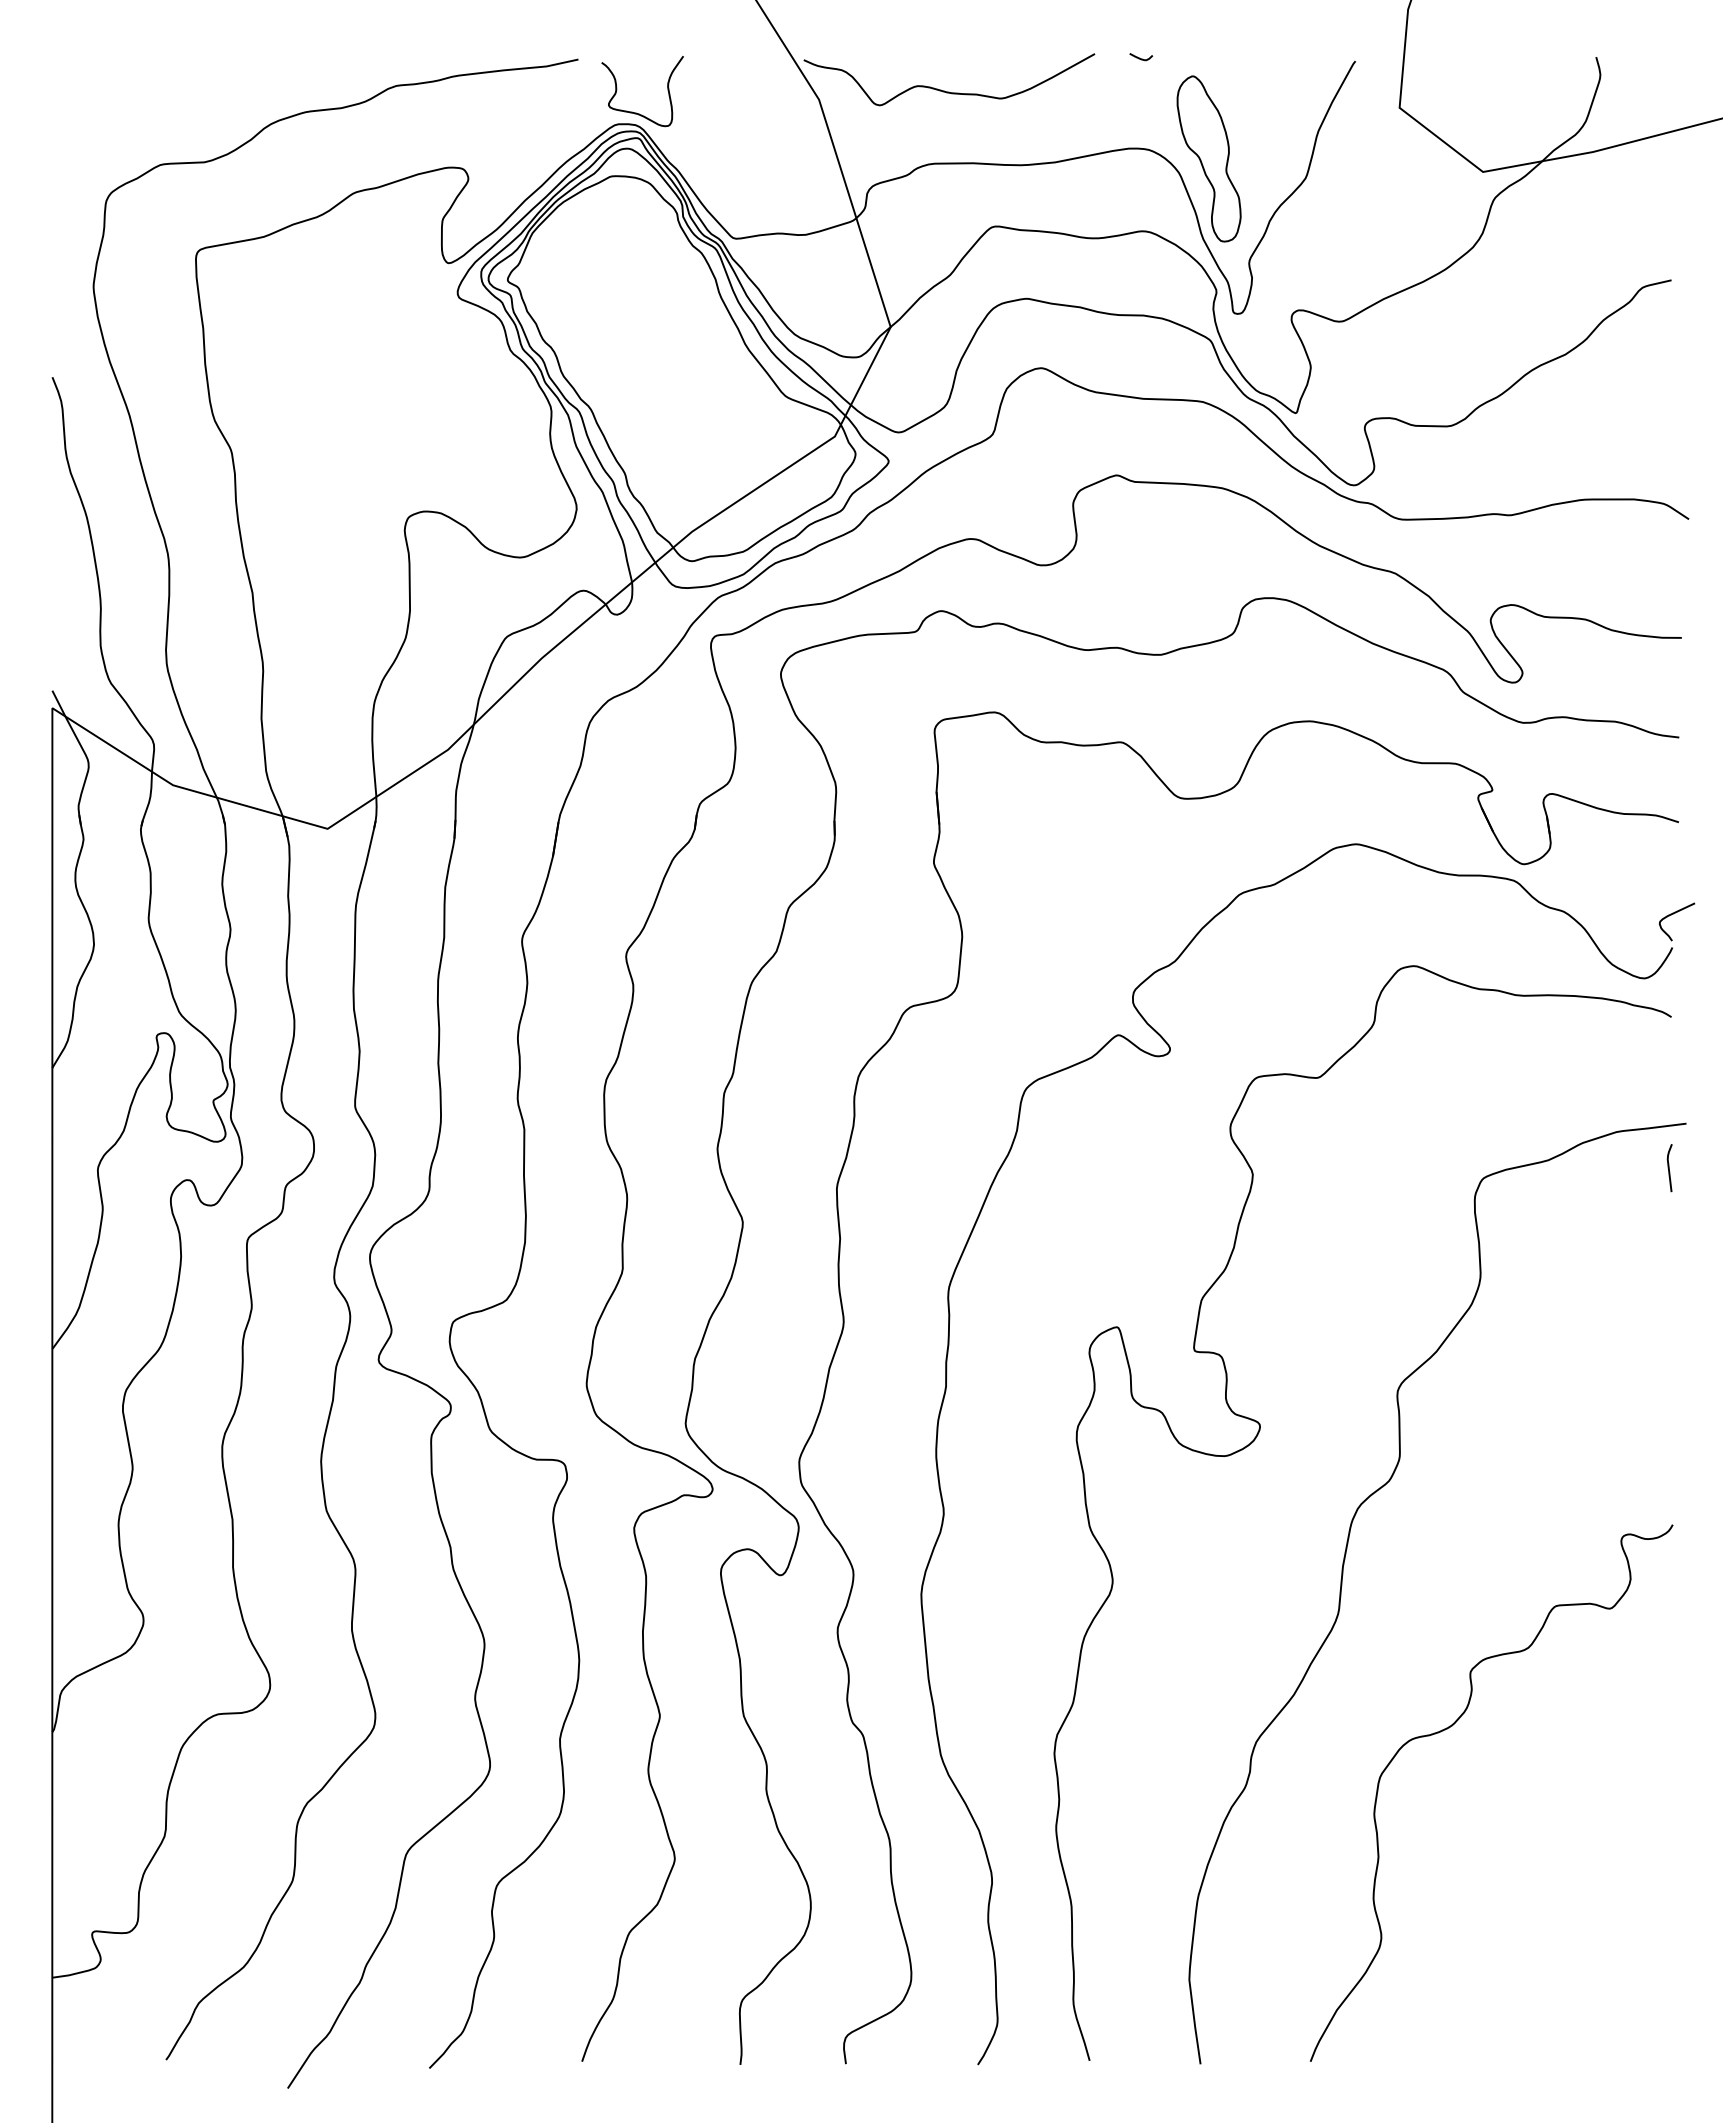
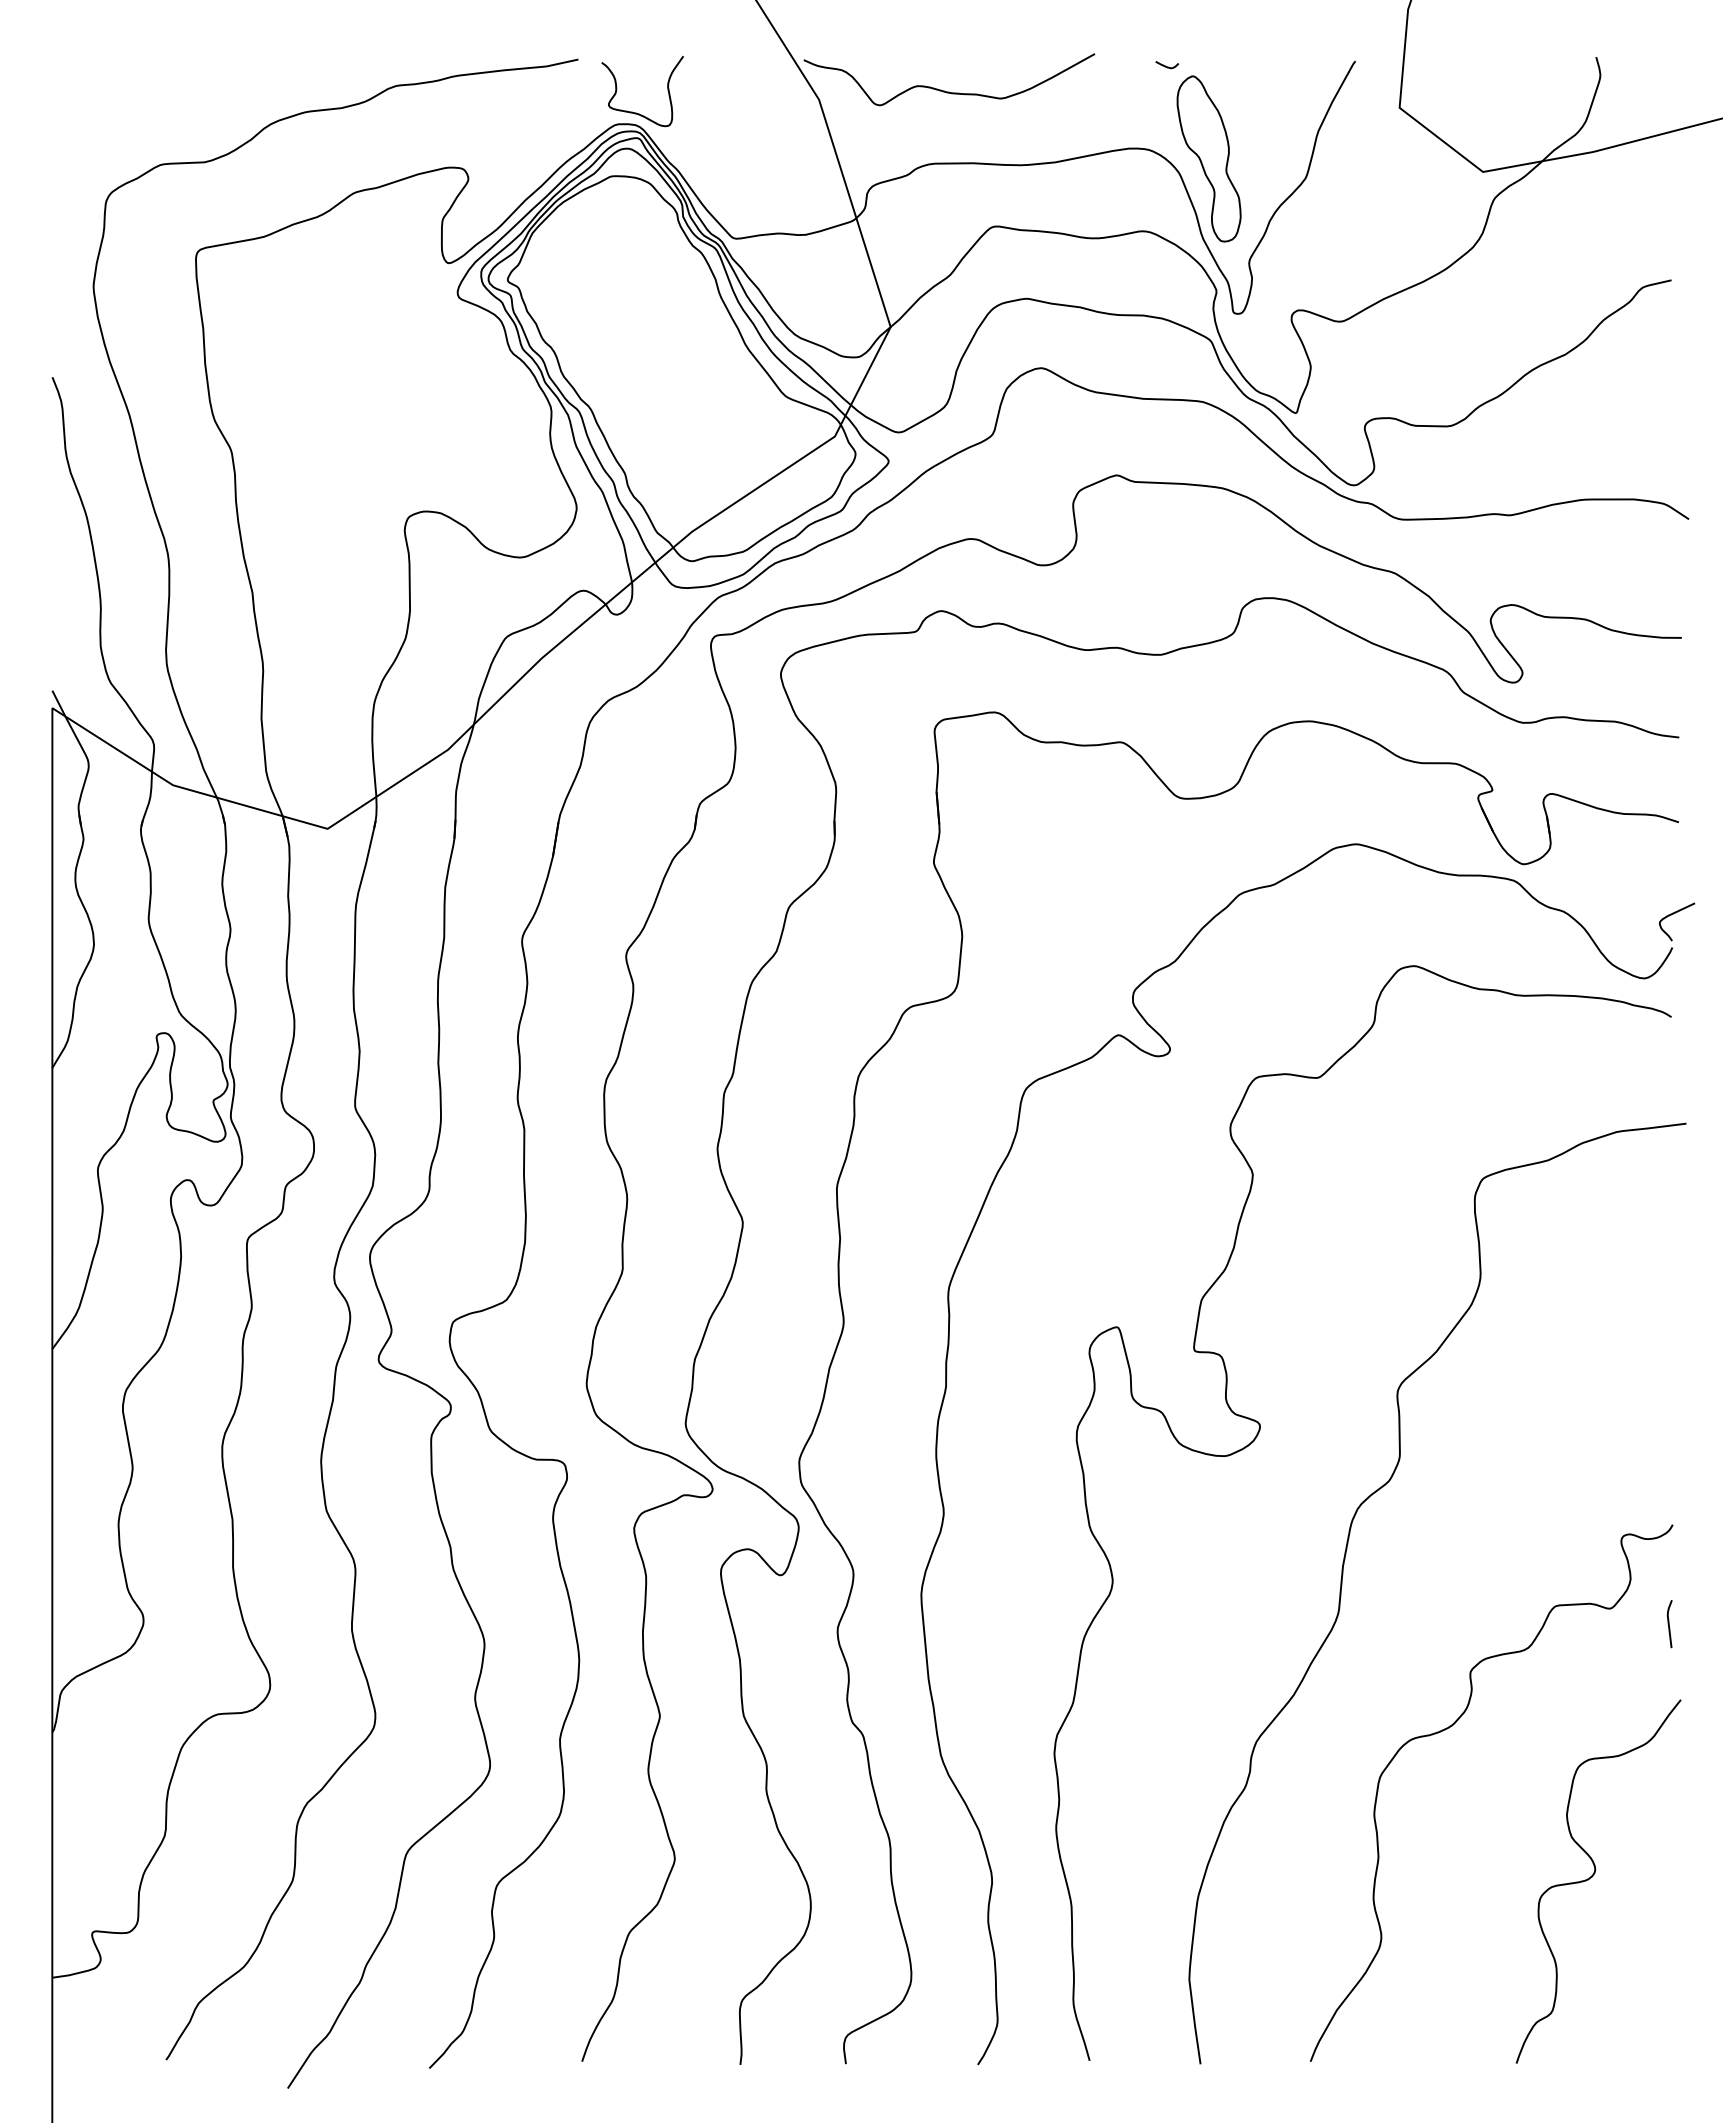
curve position: (1141, 58) -> (1167, 66) (1167, 66)
line position: (1669, 1168) -> (1669, 1624) (1669, 1624)
curve: none -> present (1593, 1876)
